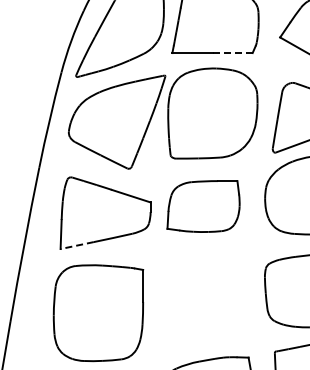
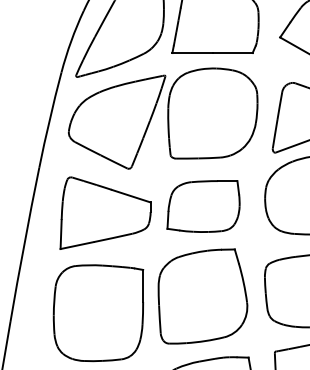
line: dashed -> solid (232, 53)
line: dashed -> solid (77, 245)
part: none -> present (202, 296)
